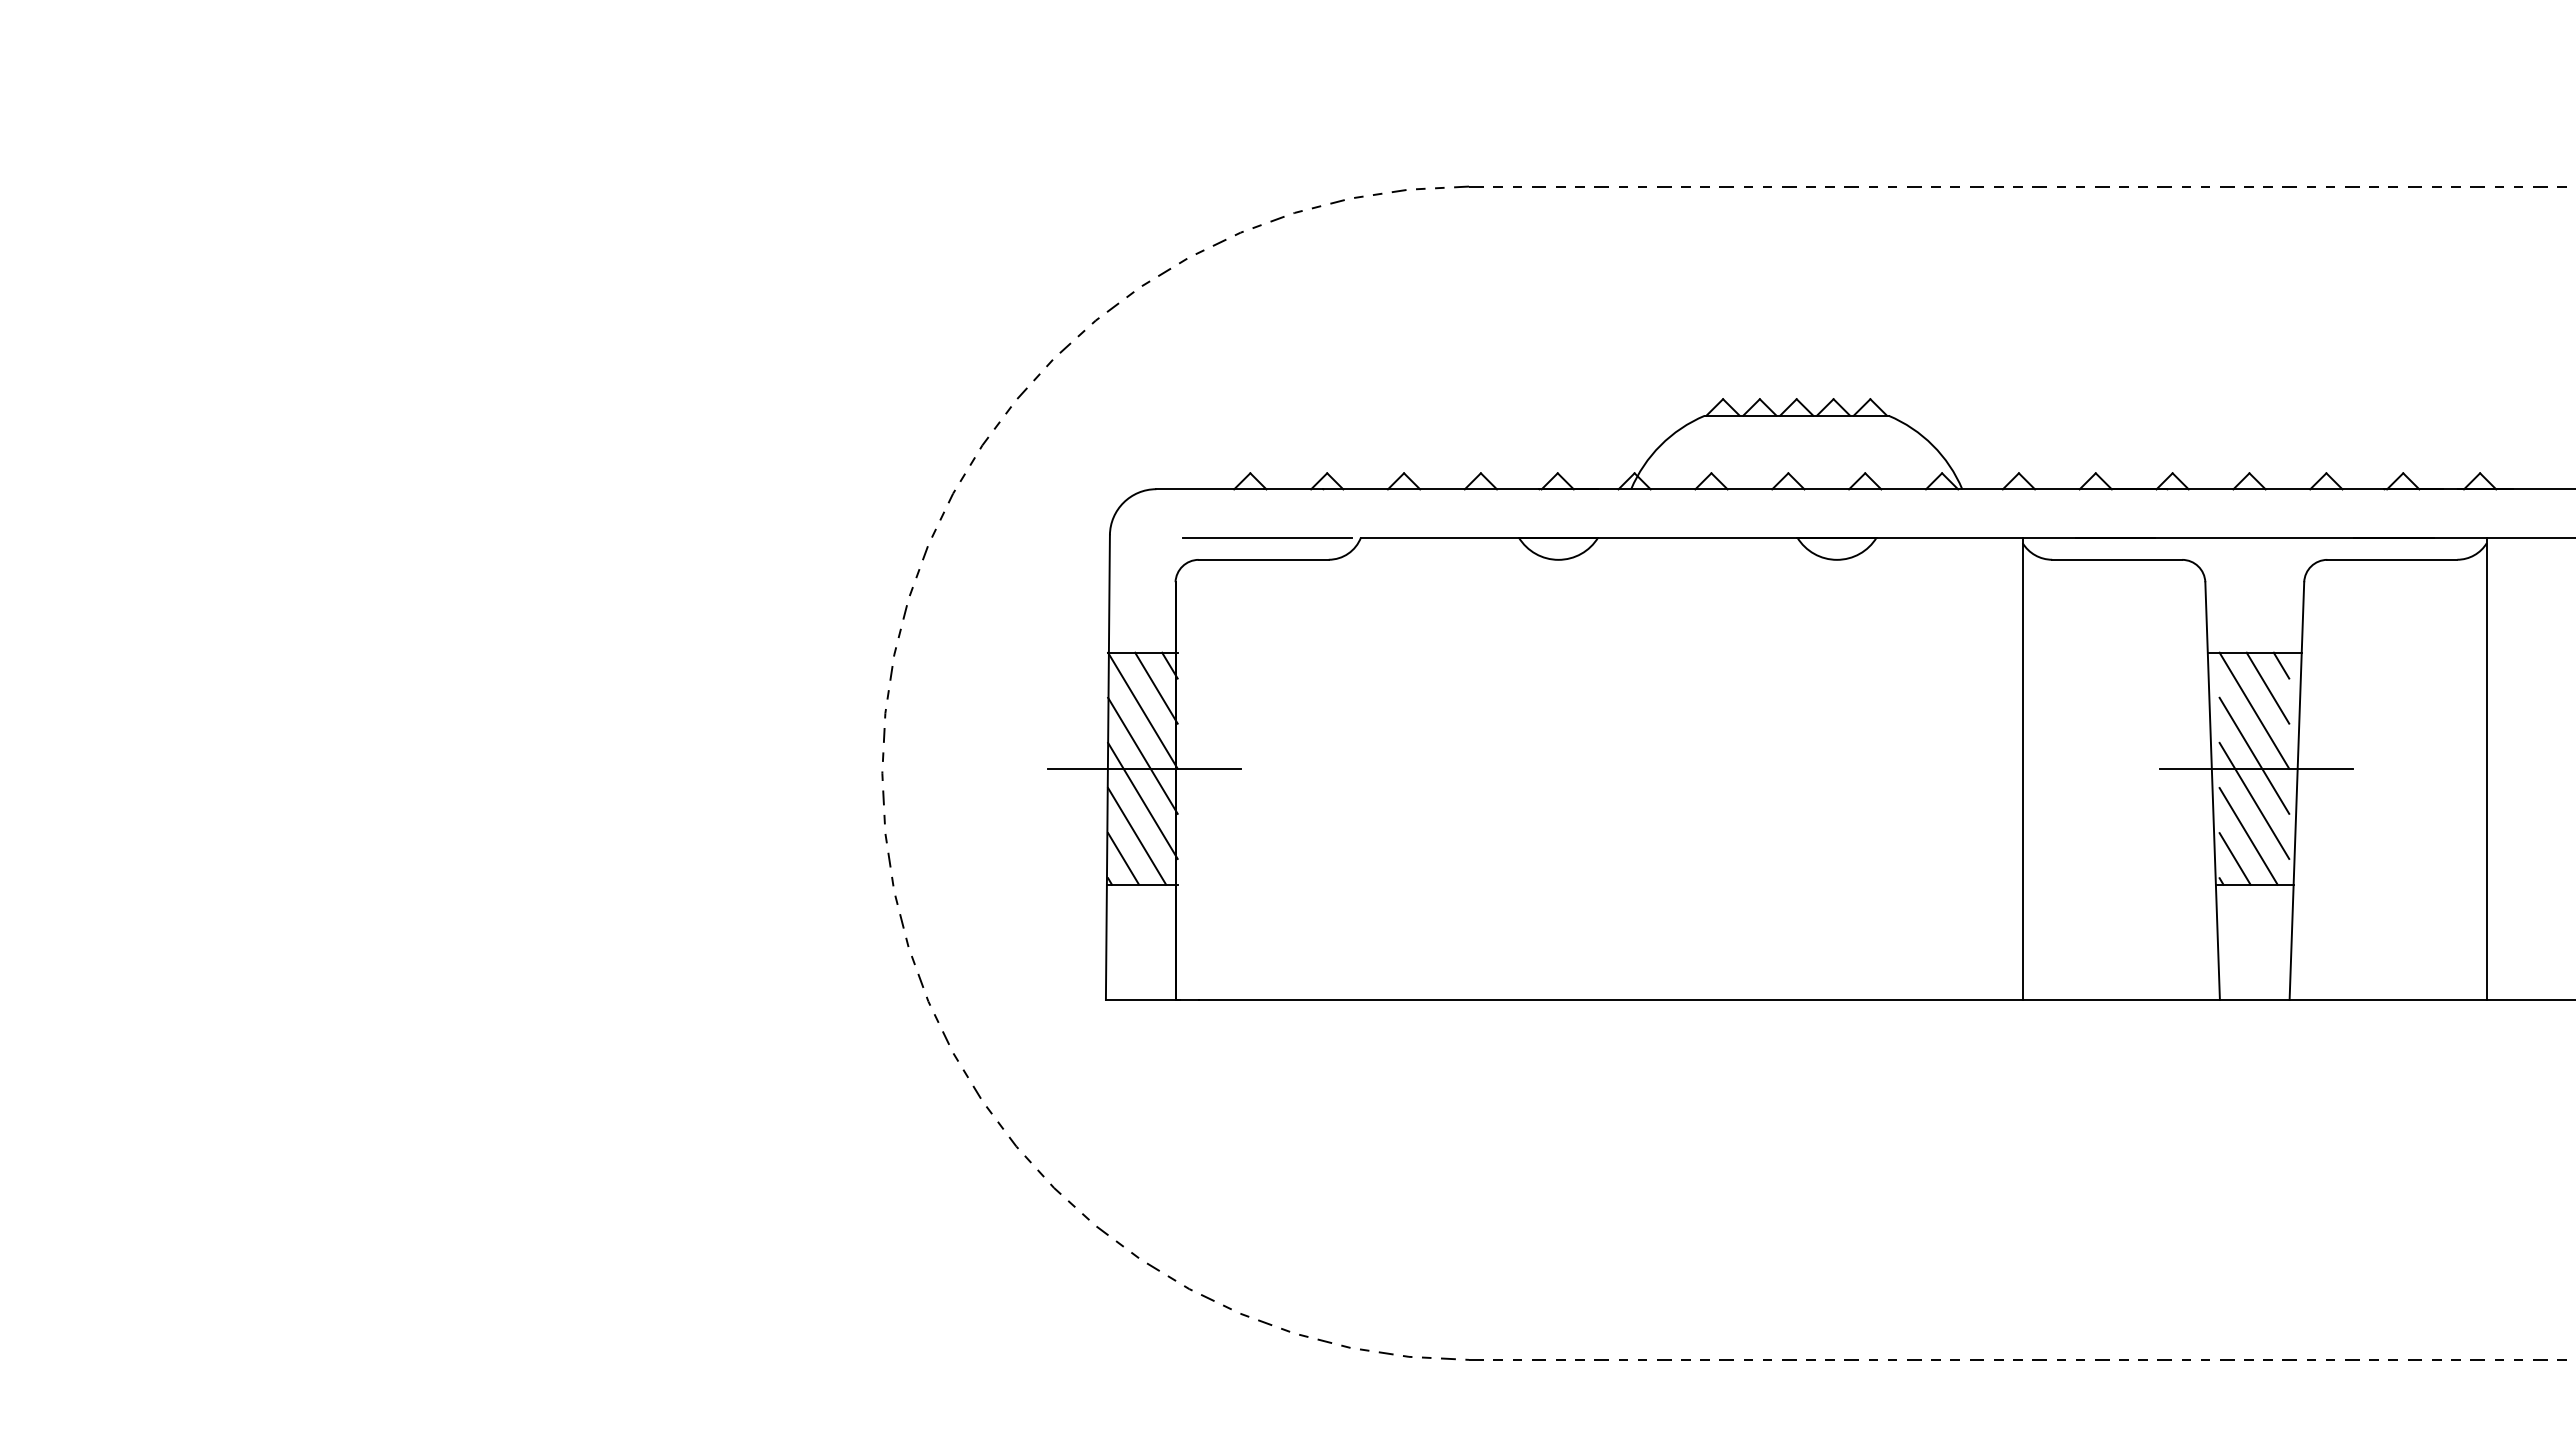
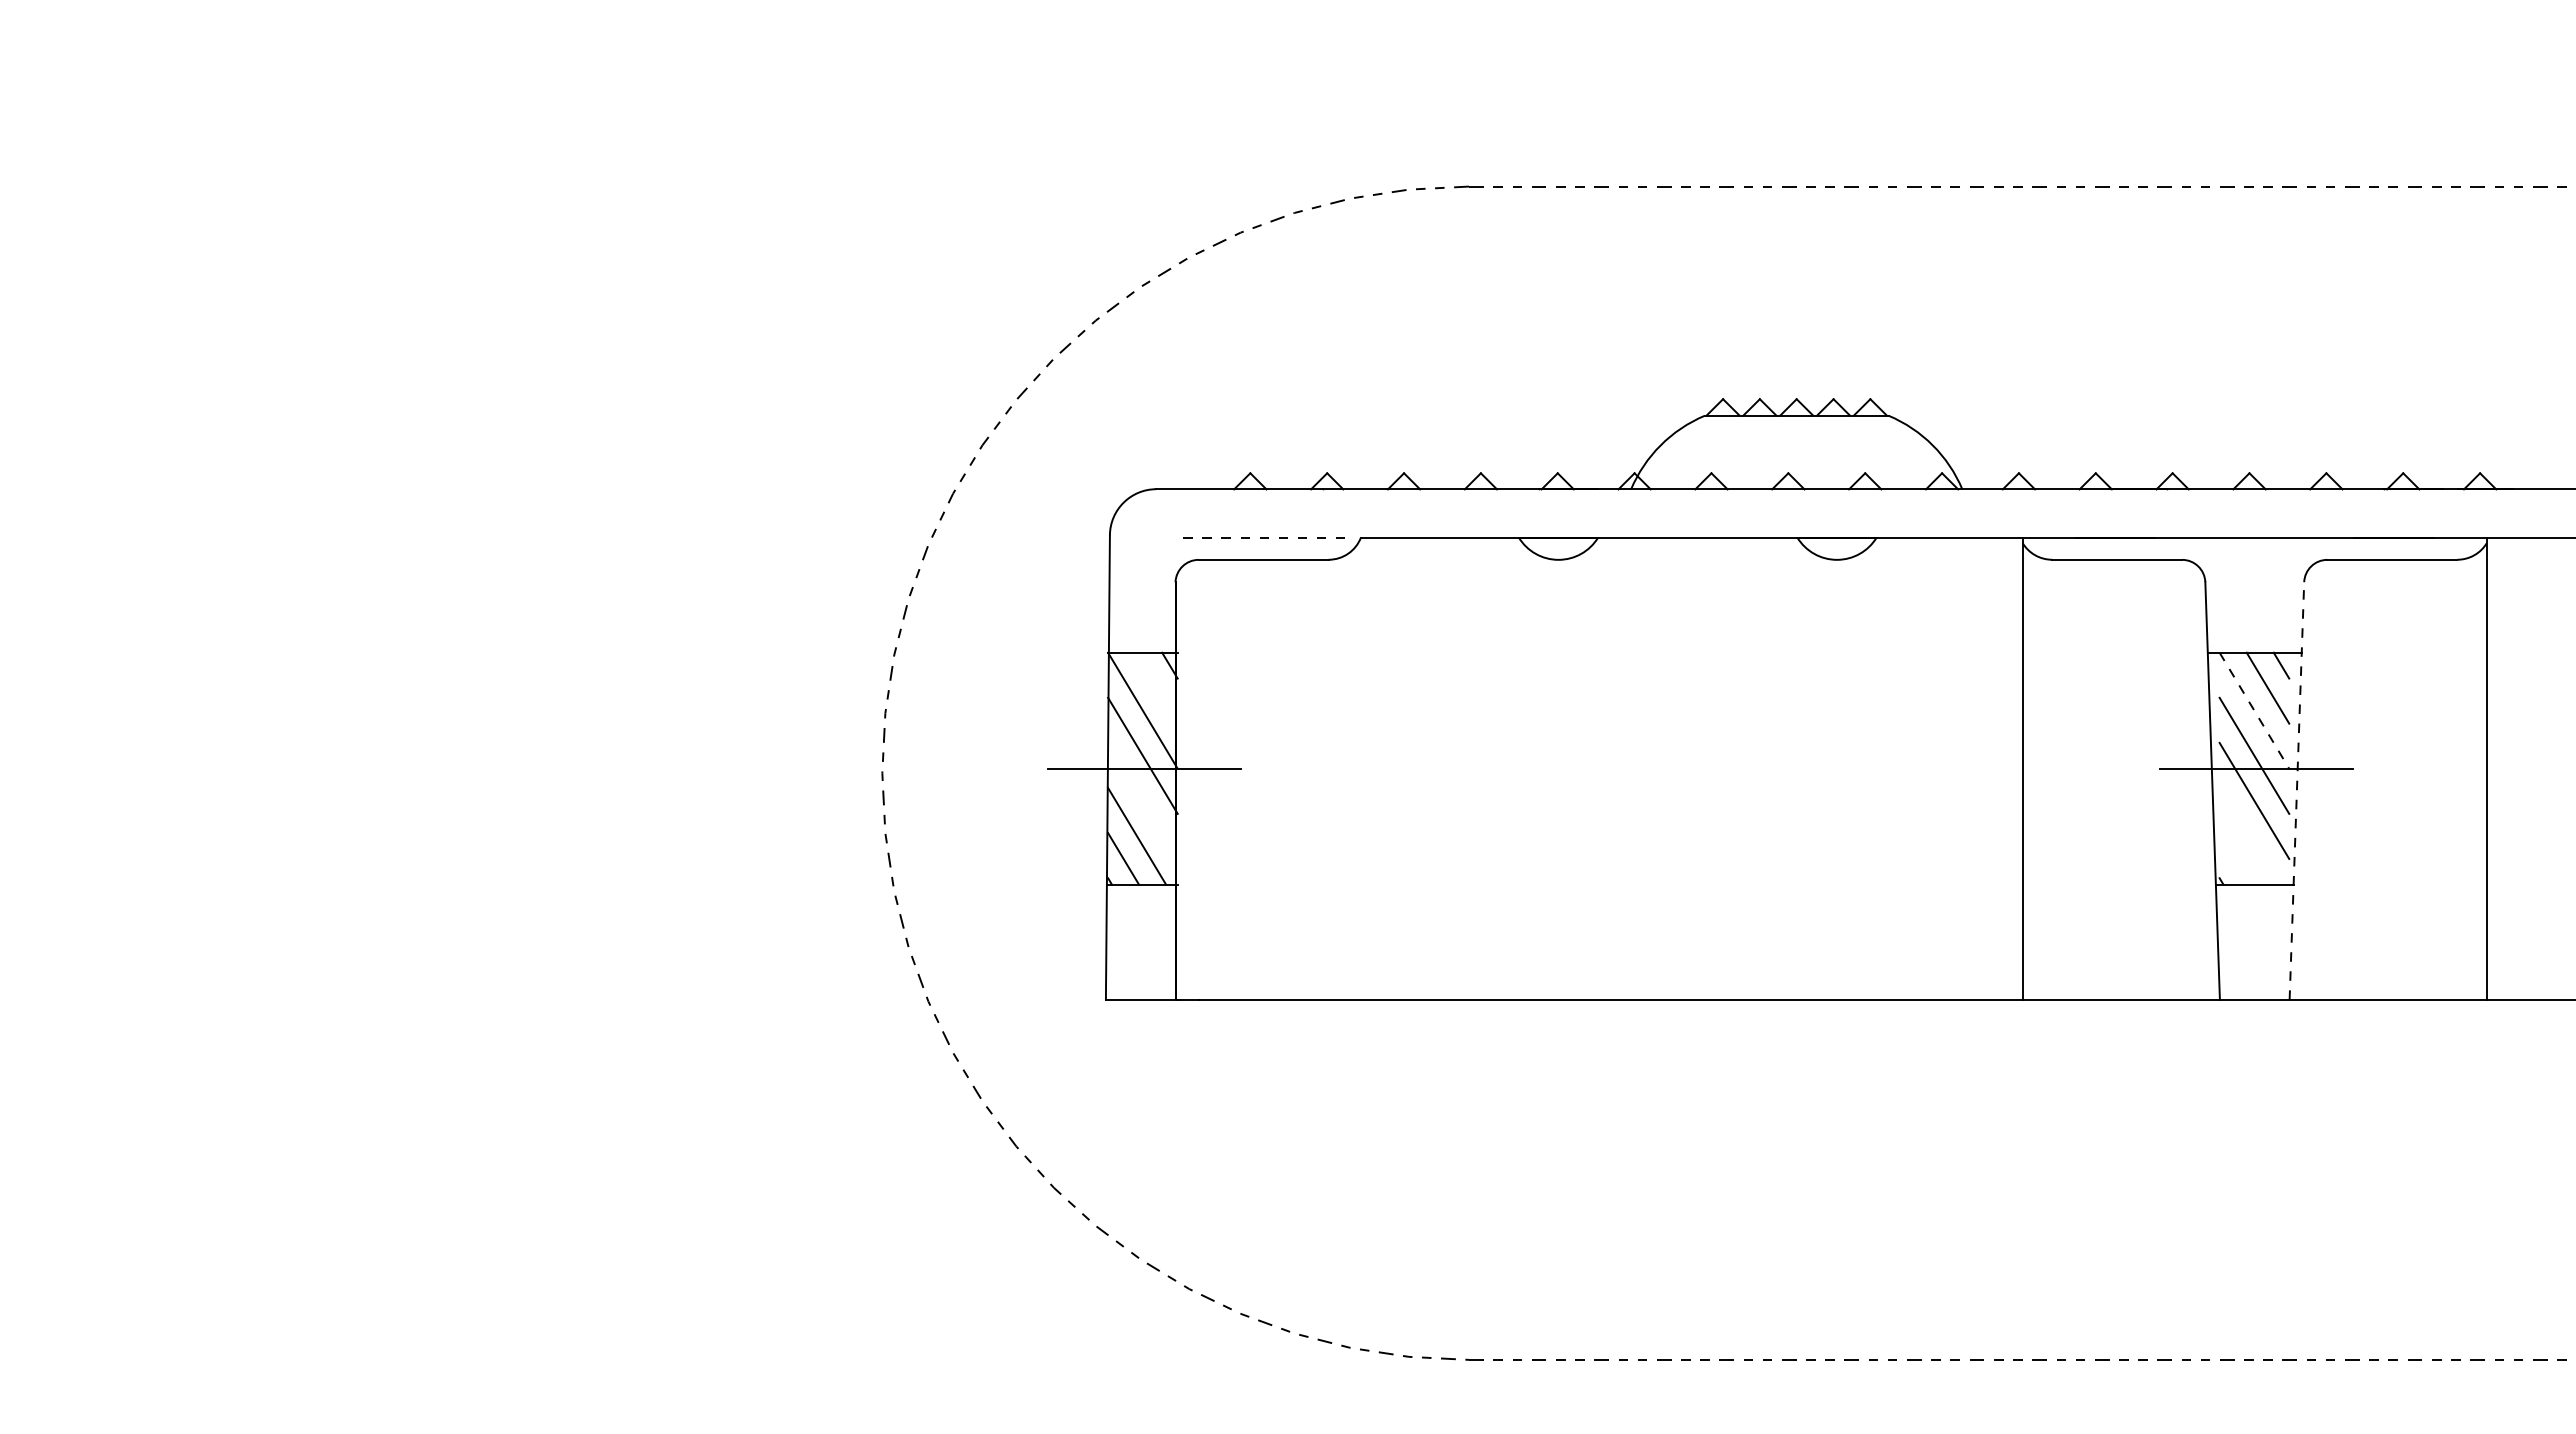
line: solid -> dashed (1268, 537)
line: present -> none (1156, 687)
line: solid -> dashed (2254, 710)
line: solid -> dashed (2296, 791)
line: present -> none (1142, 800)
line: present -> none (2248, 836)
line: present -> none (2234, 858)
